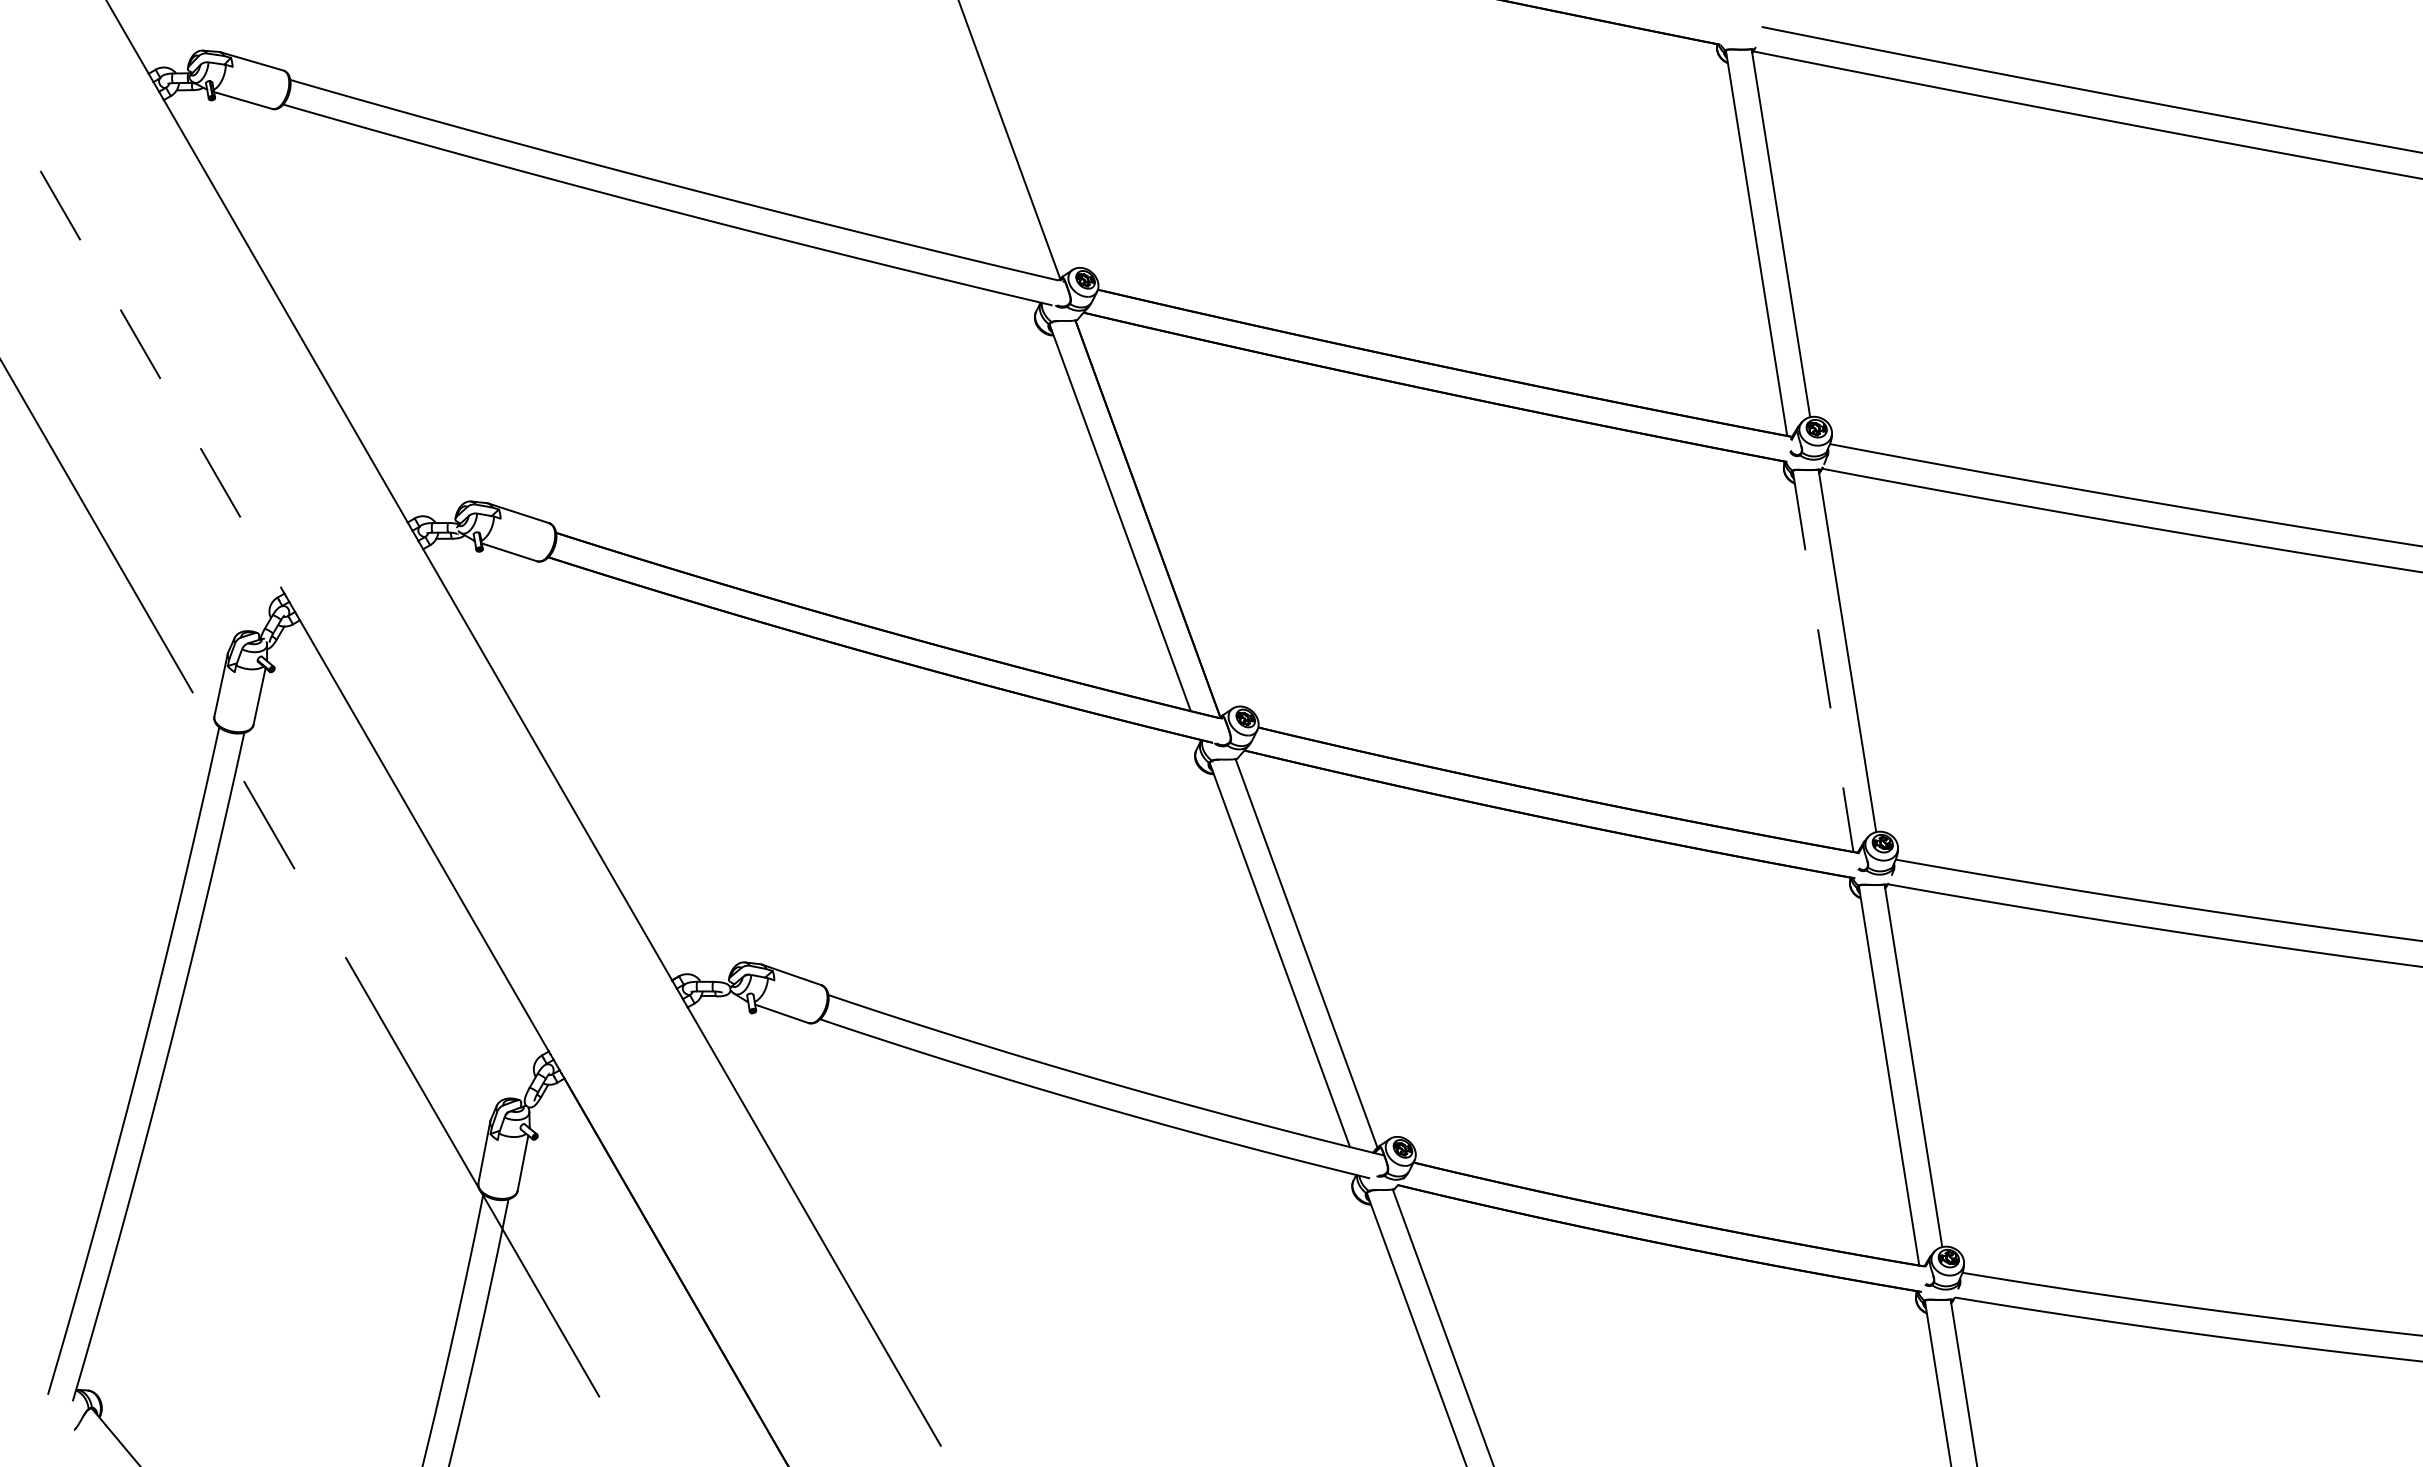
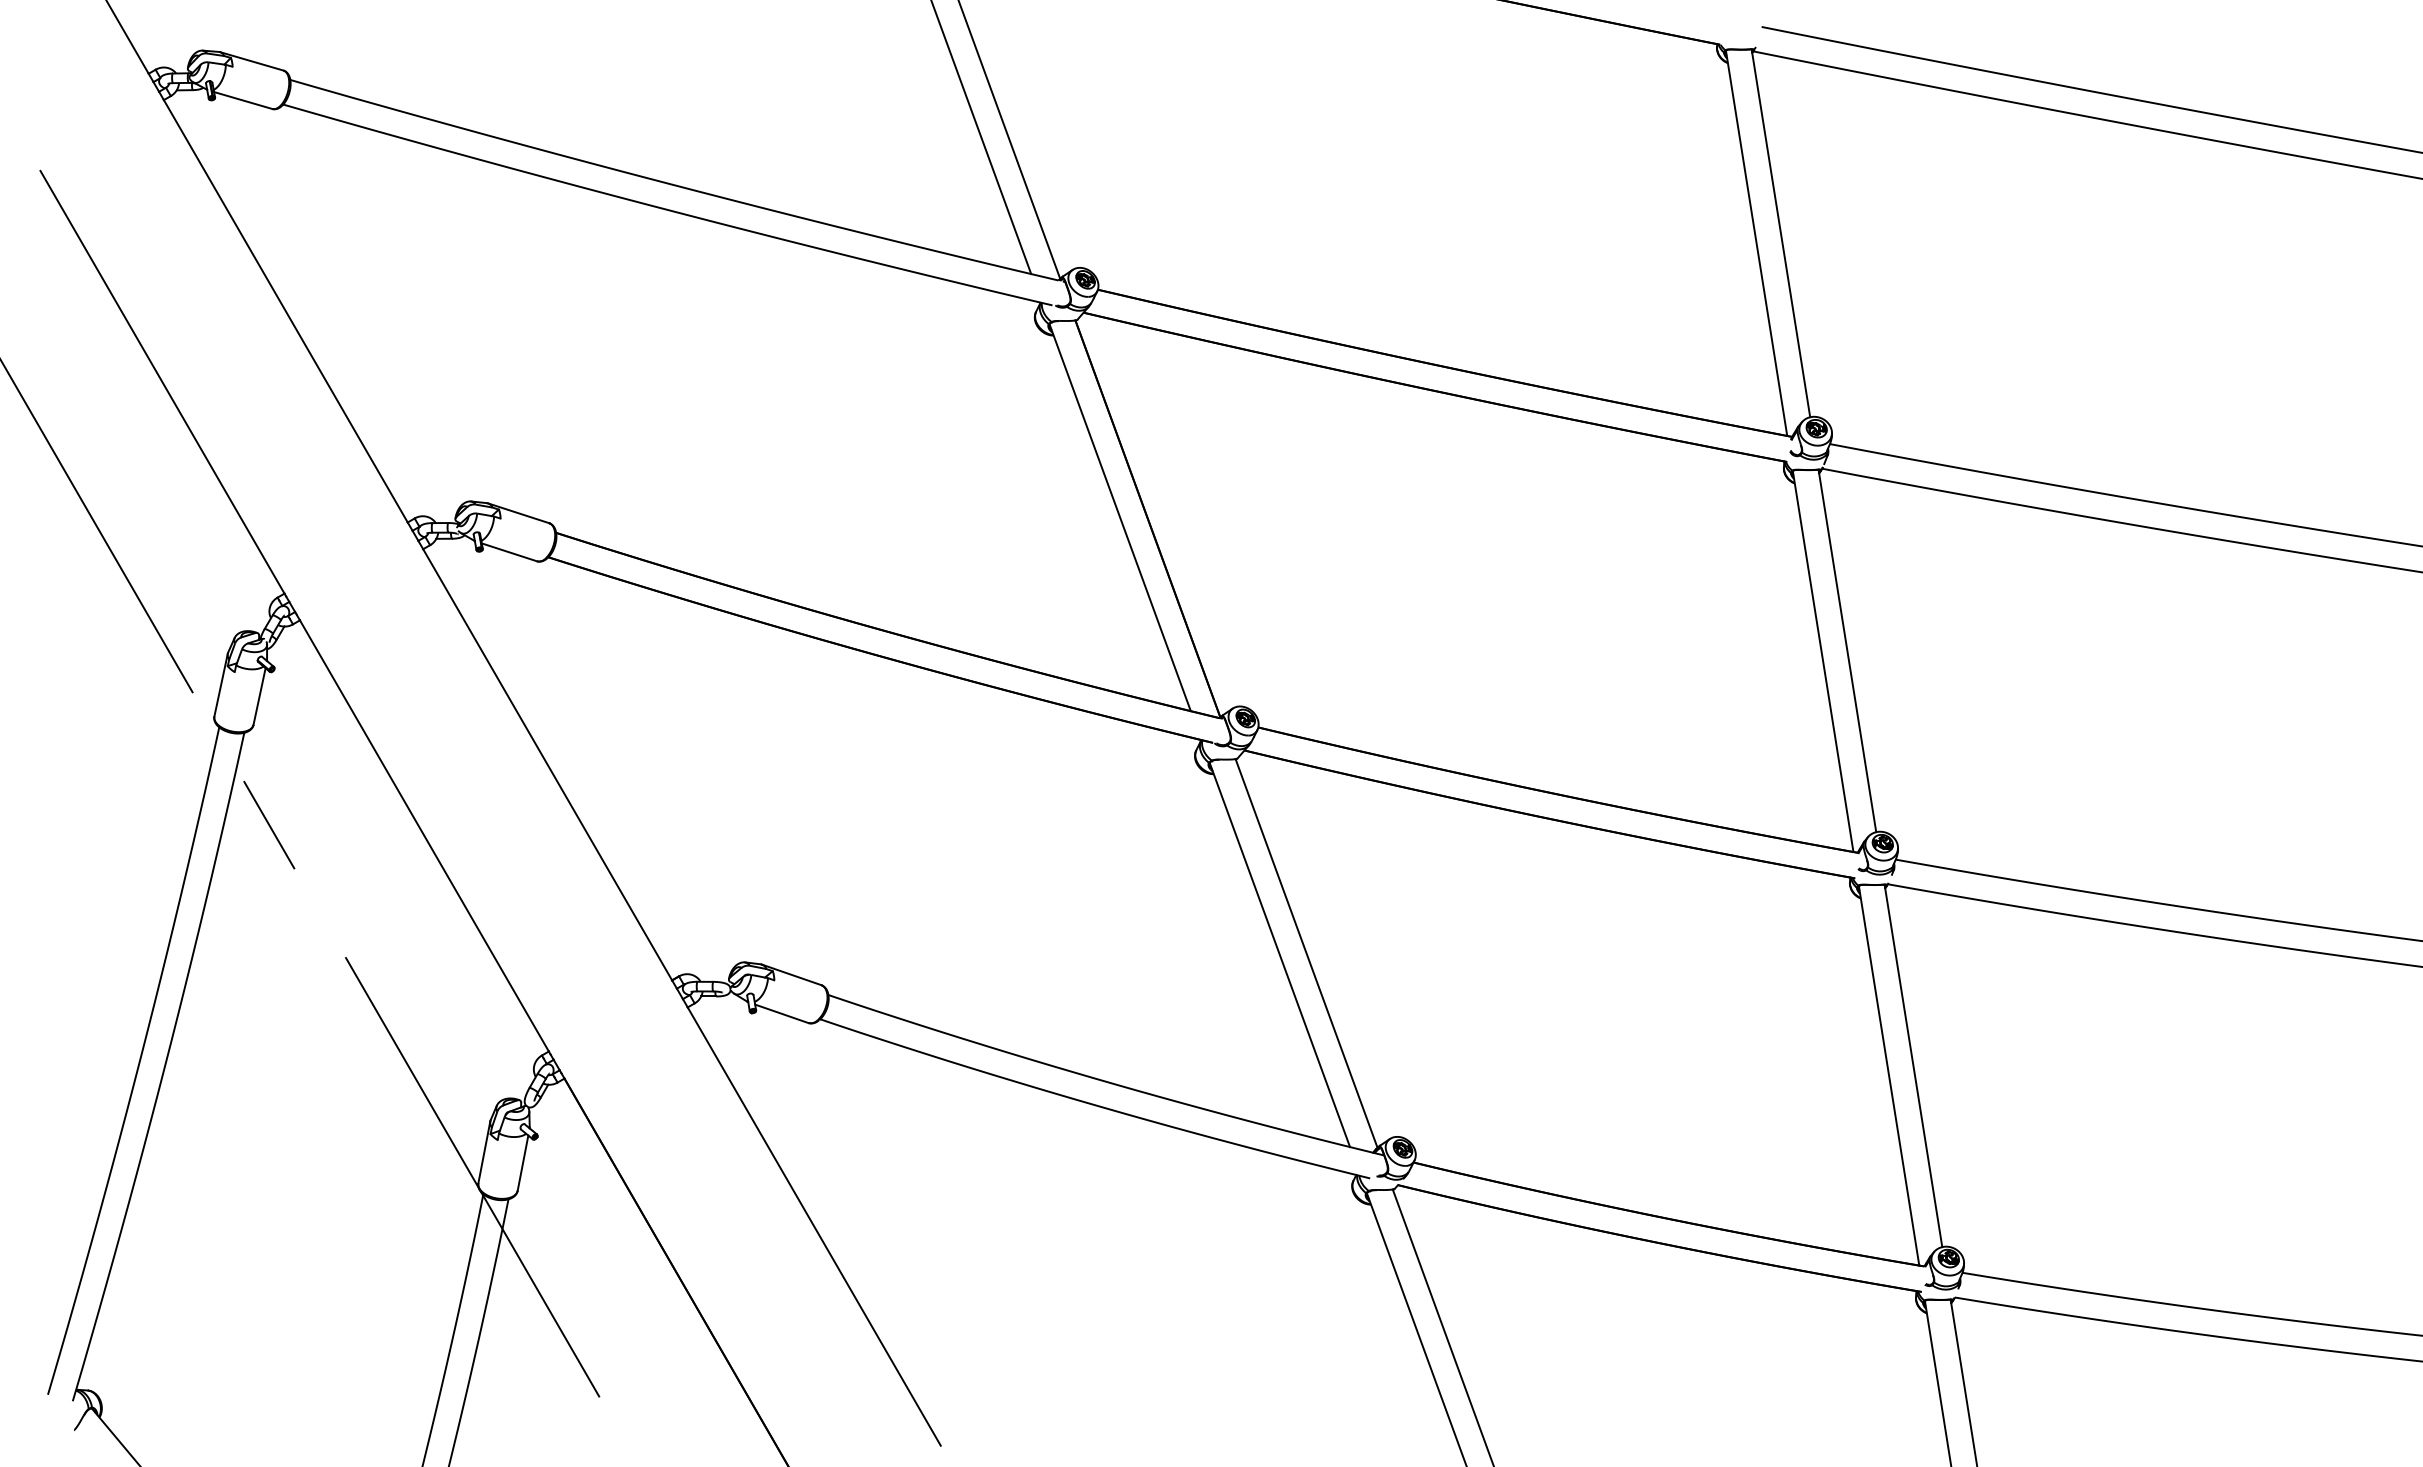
line: none -> present (981, 138)
line: dashed -> solid (162, 382)
line: dashed -> solid (1823, 661)
